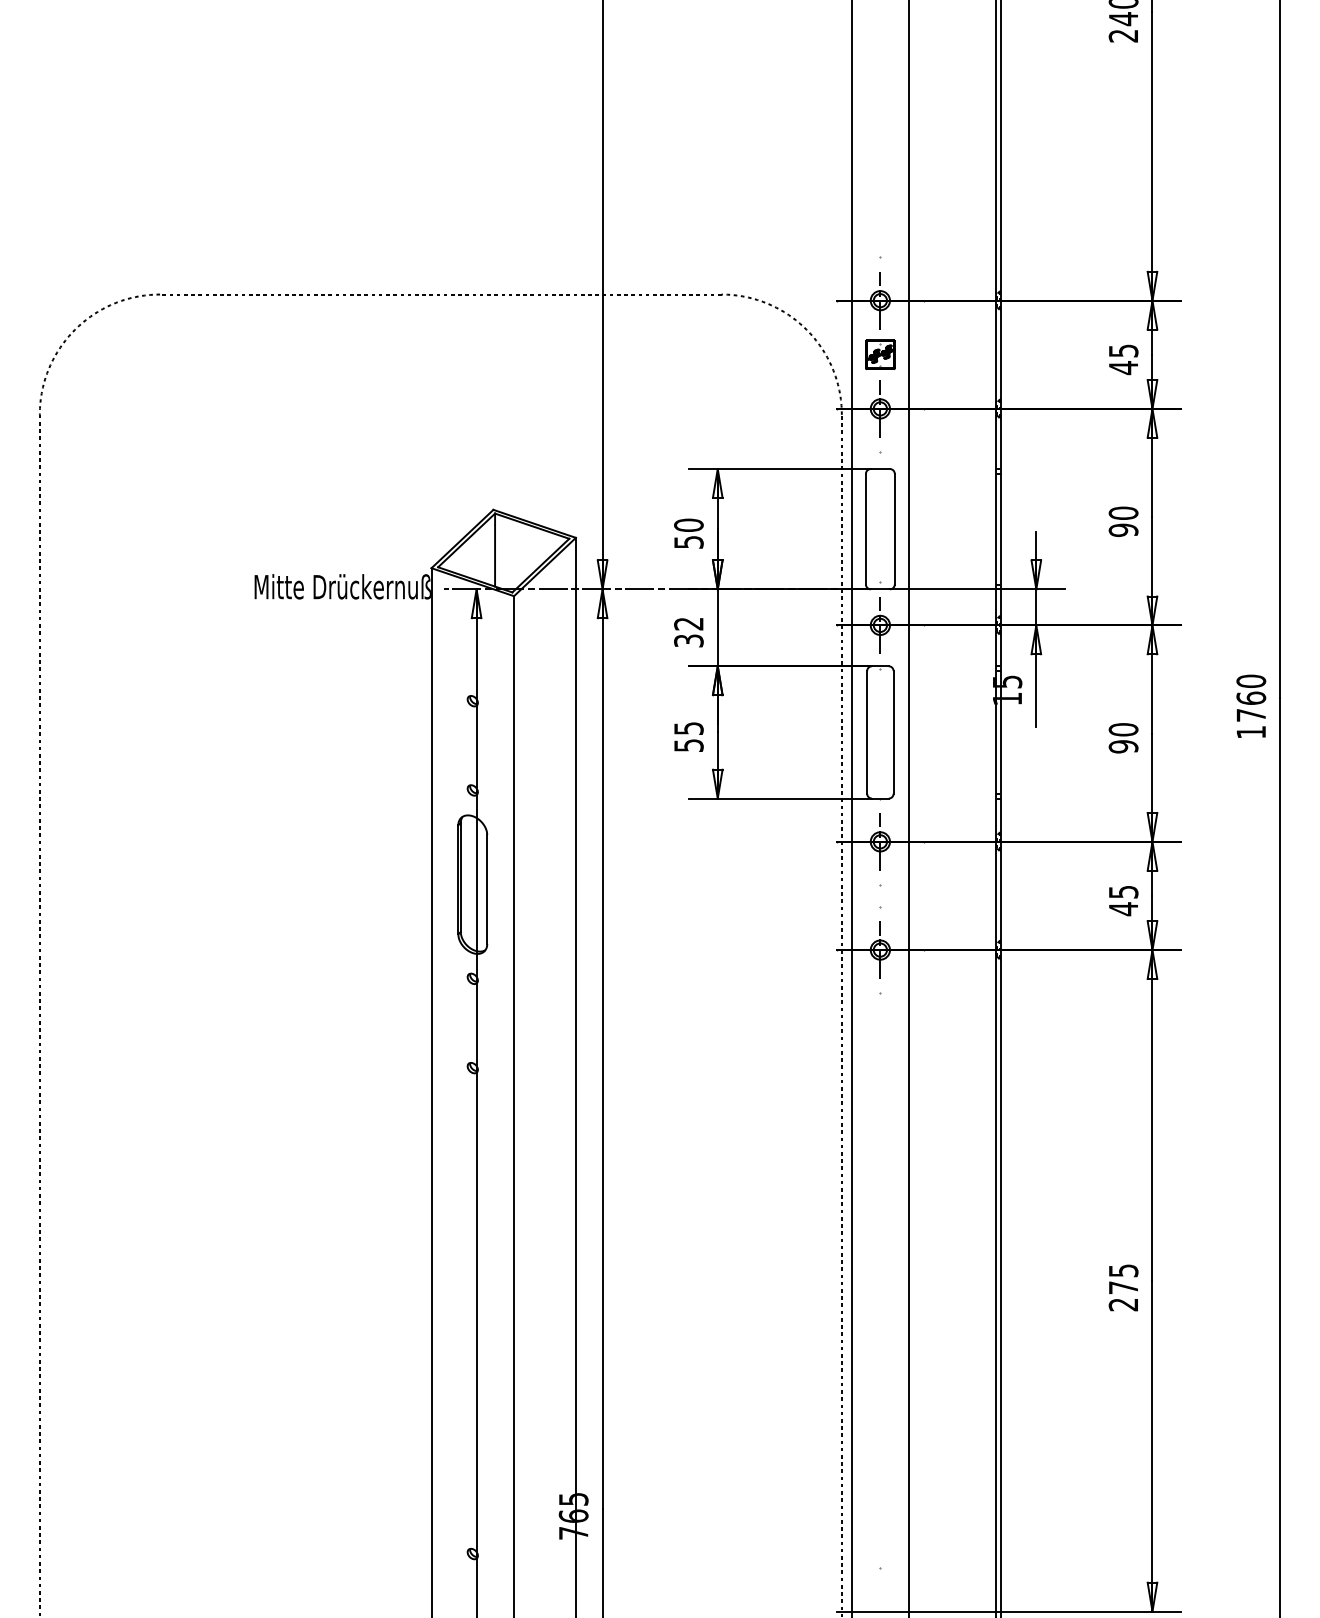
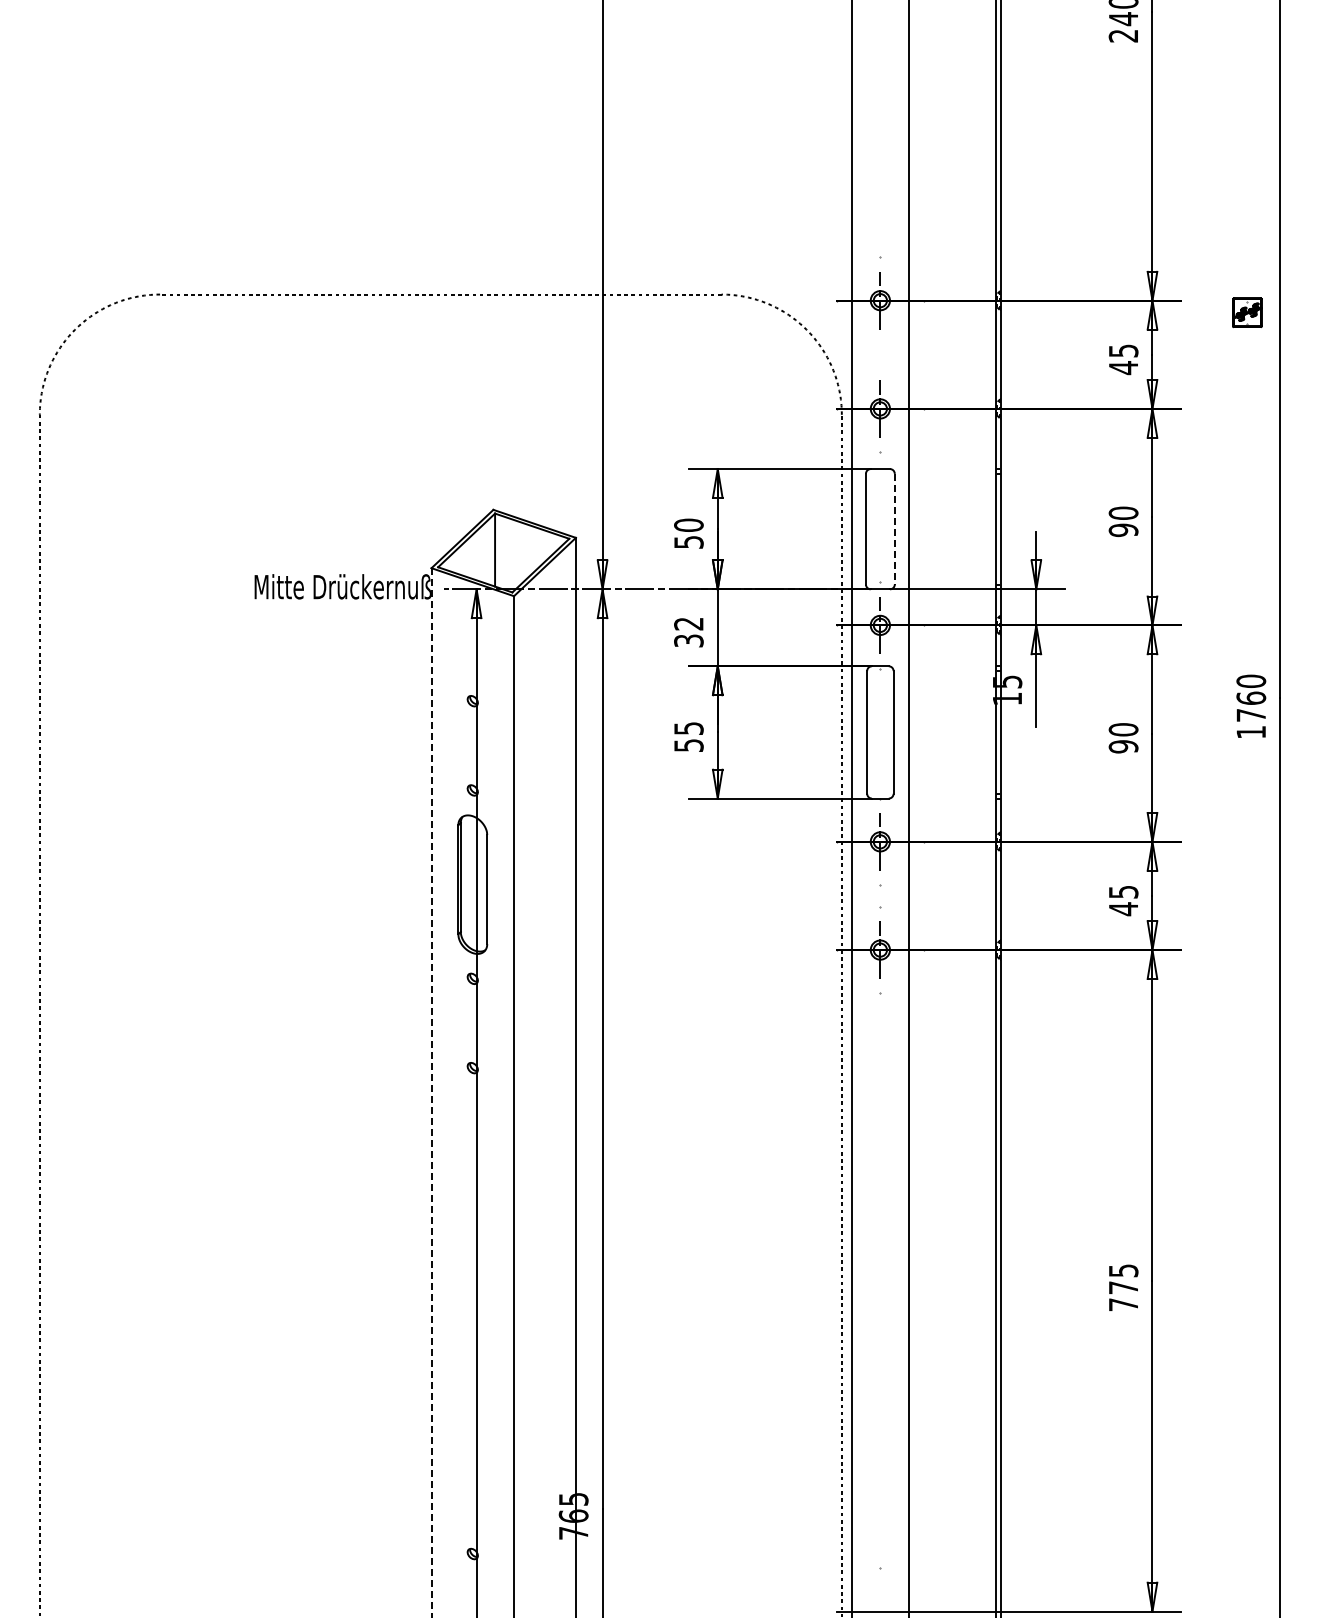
part position: (880, 354) -> (1247, 312) (1247, 312)
line: solid -> dashed (894, 529)
line: solid -> dashed (431, 1092)
text: 275 -> 775 (1122, 1304)
